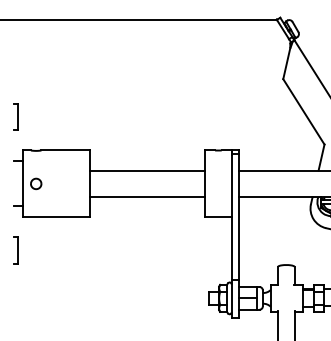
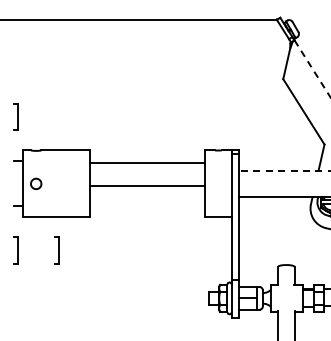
line: solid -> dashed (312, 69)
line position: (147, 170) -> (147, 162) (147, 162)
line: solid -> dashed (284, 170)
line position: (147, 197) -> (147, 186) (147, 186)
part: none -> present (56, 250)
